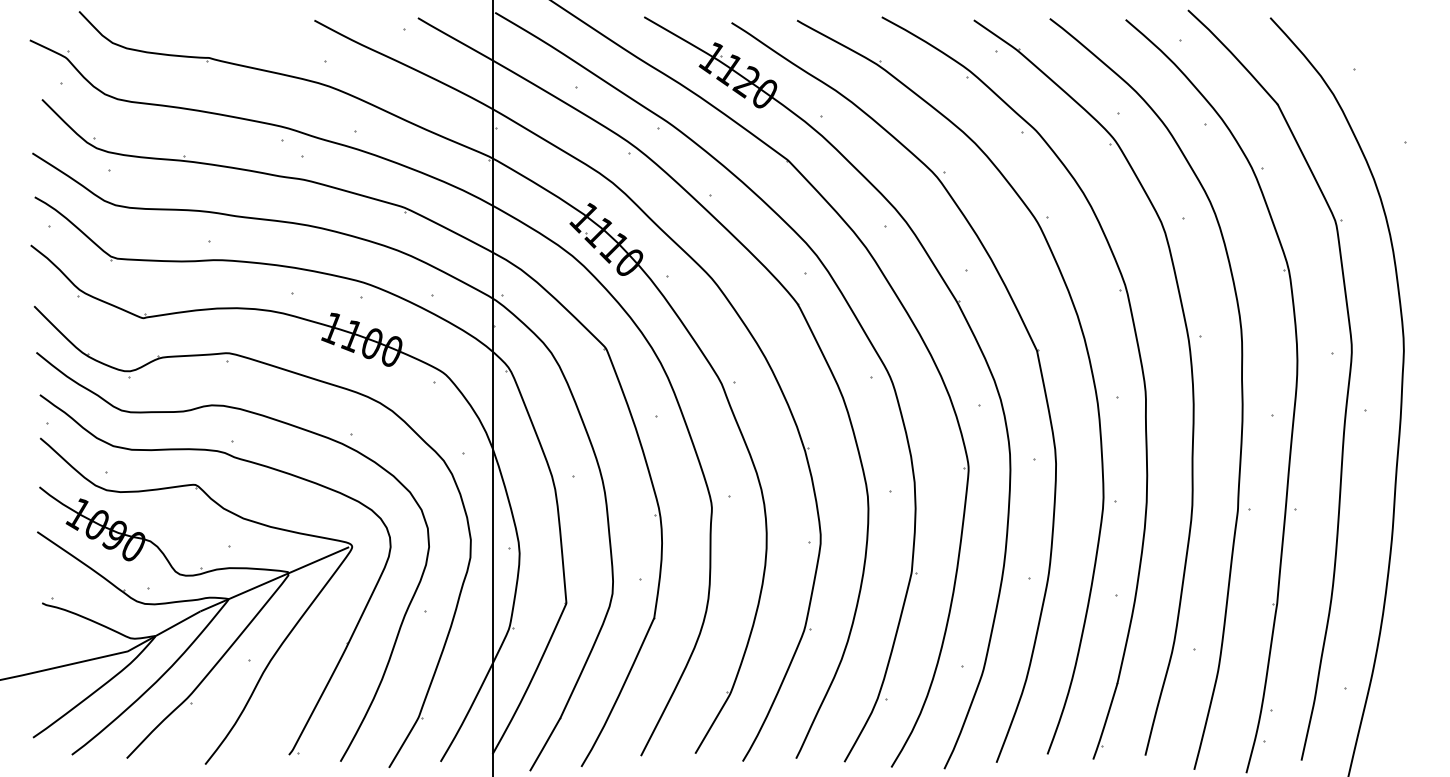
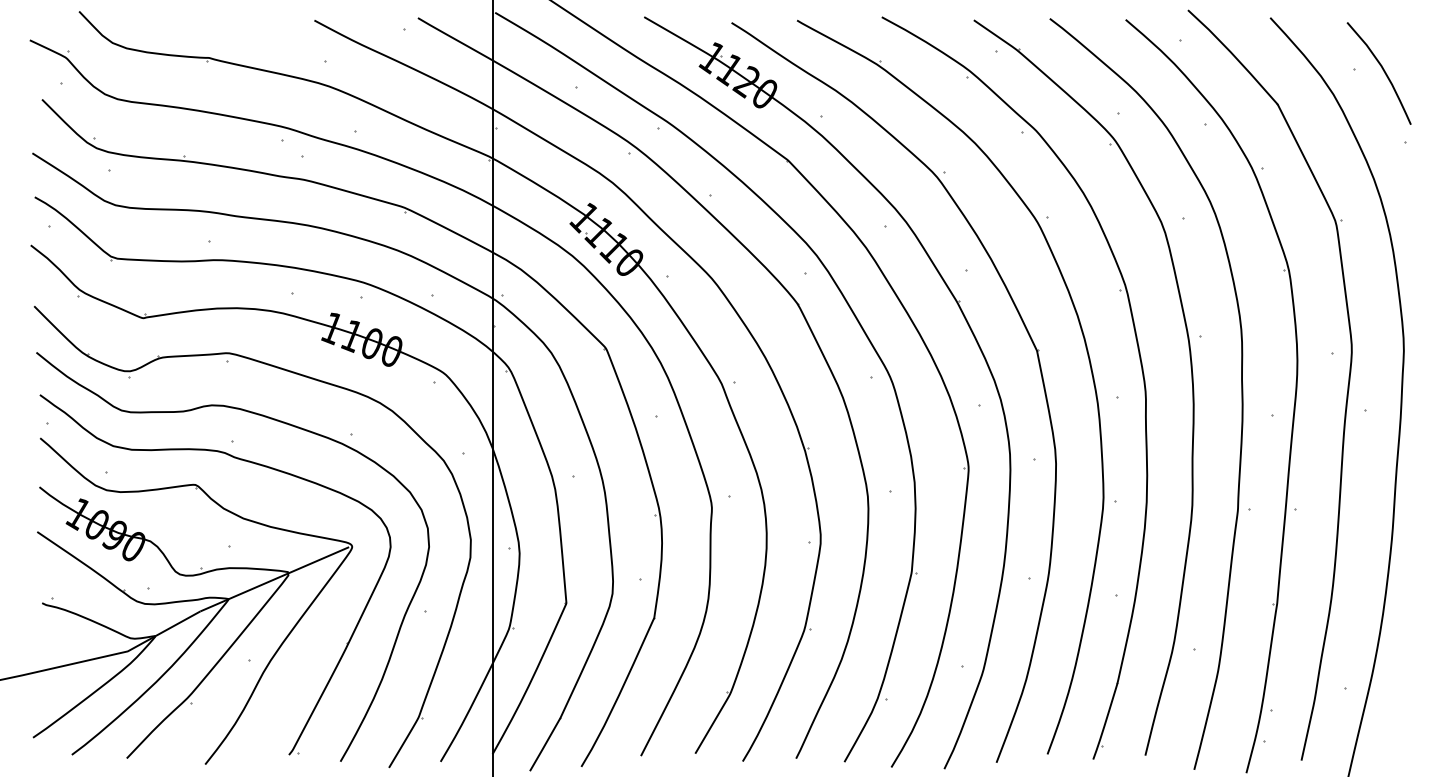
curve: none -> present (1383, 71)
